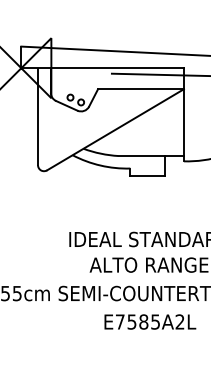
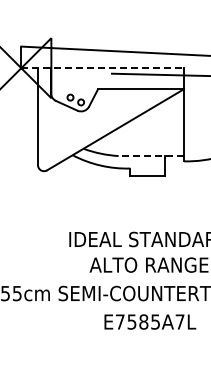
line: solid -> dashed (103, 68)
line: solid -> dashed (151, 156)
text: E7585A2L -> E7585A7L (179, 321)
